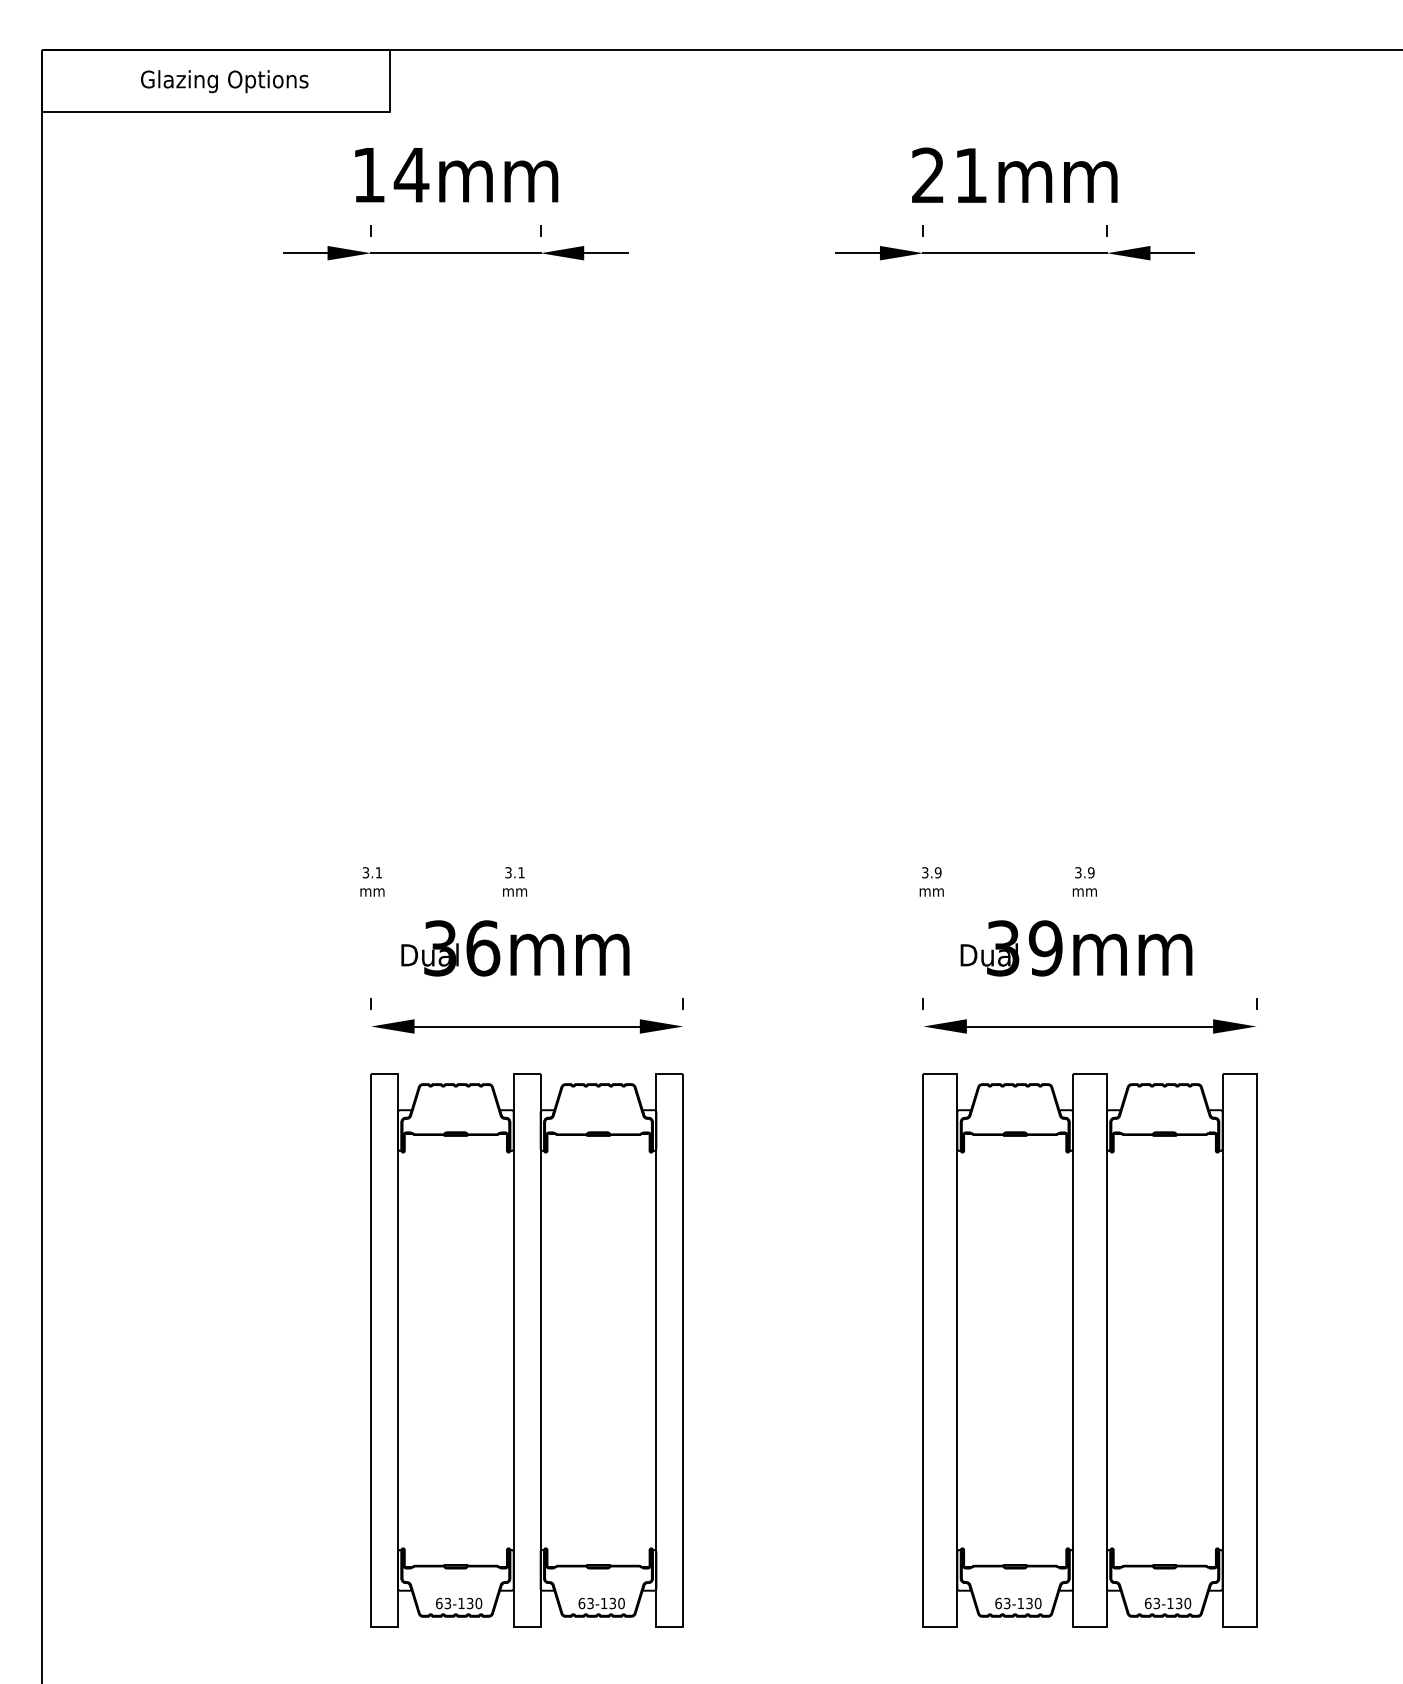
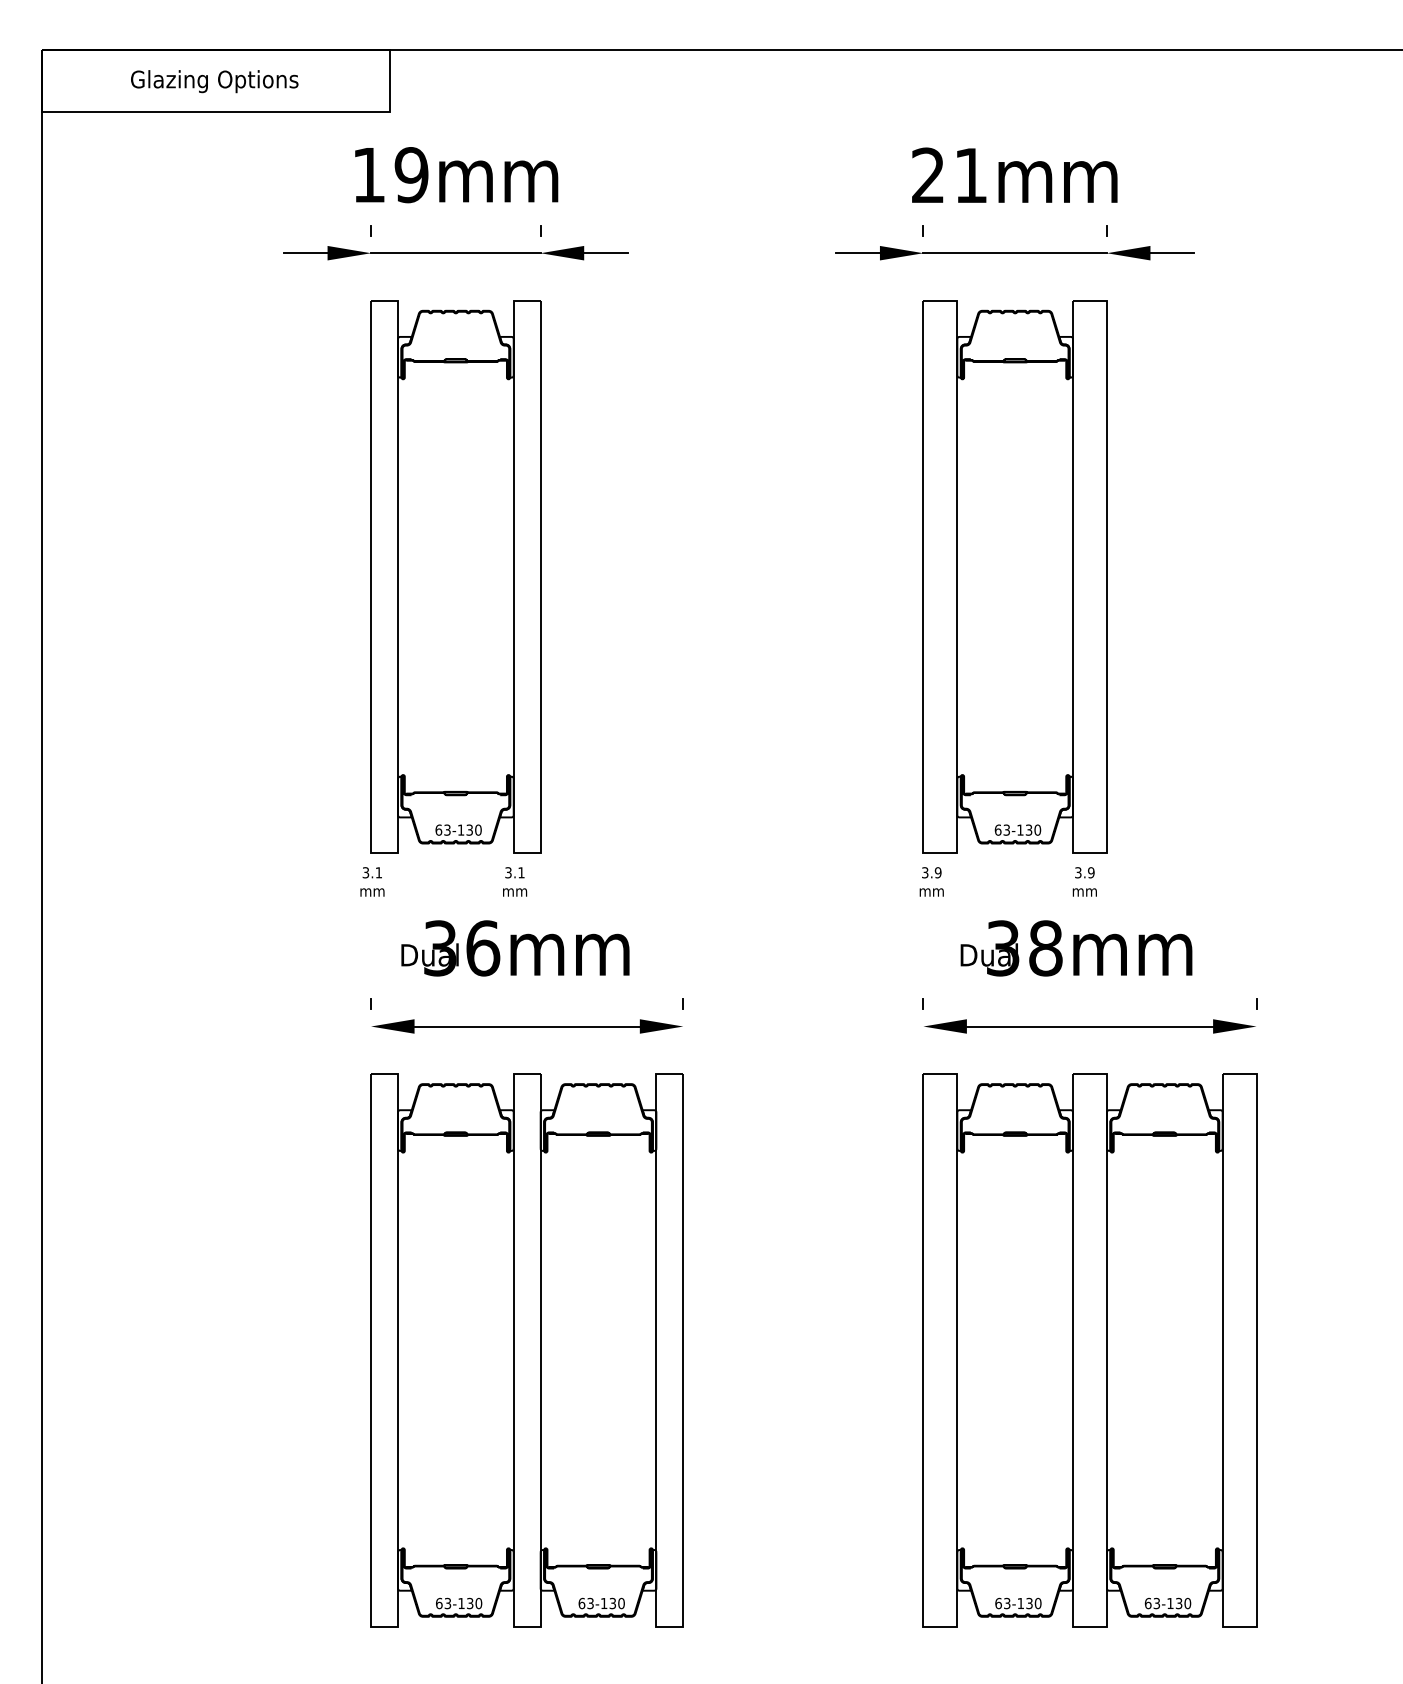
text position: (224, 81) -> (214, 81) (214, 81)
text: 14mm -> 19mm (411, 175)
part: none -> present (455, 576)
part: none -> present (1014, 576)
text: 39mm -> 38mm (1045, 948)
